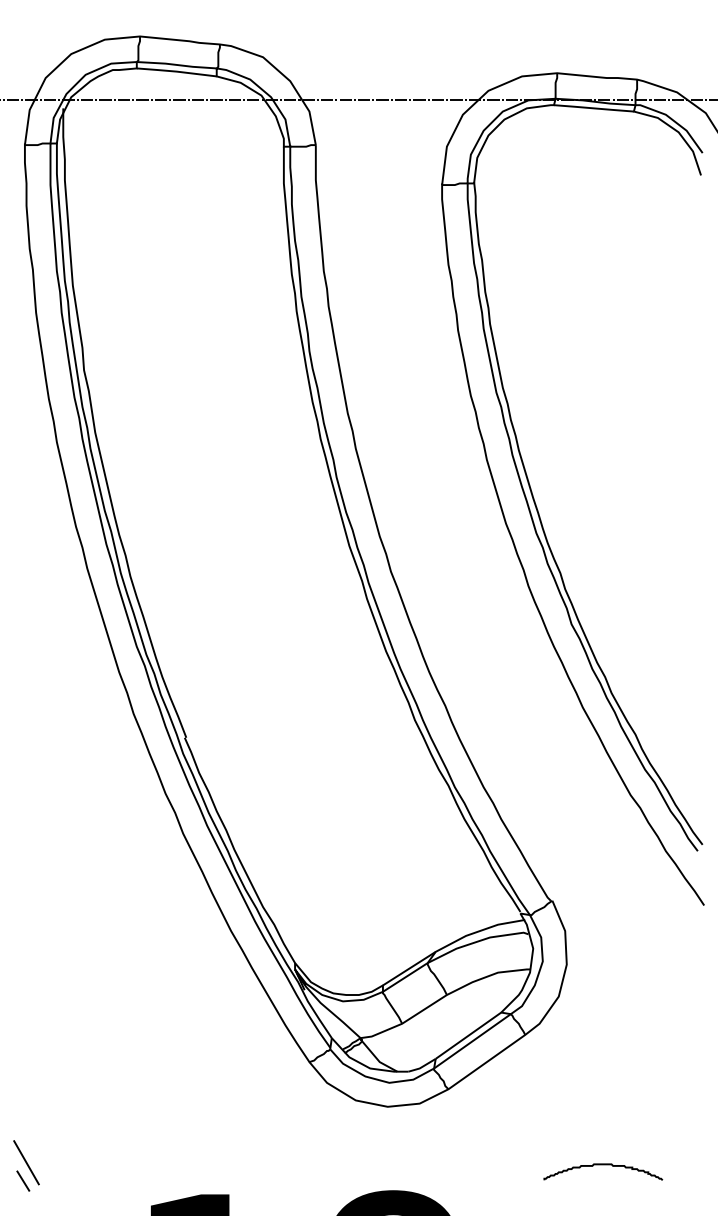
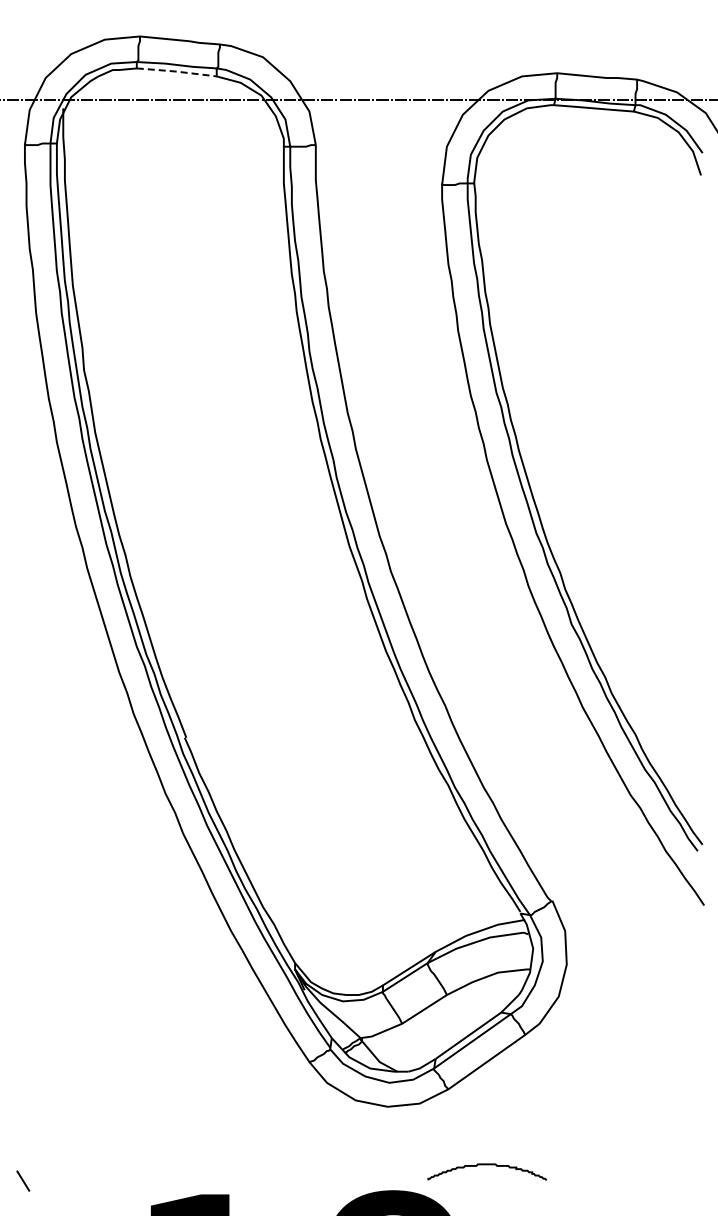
line: solid -> dashed (176, 71)
line: present -> none (26, 1162)
curve position: (603, 1165) -> (487, 1165) (487, 1165)
